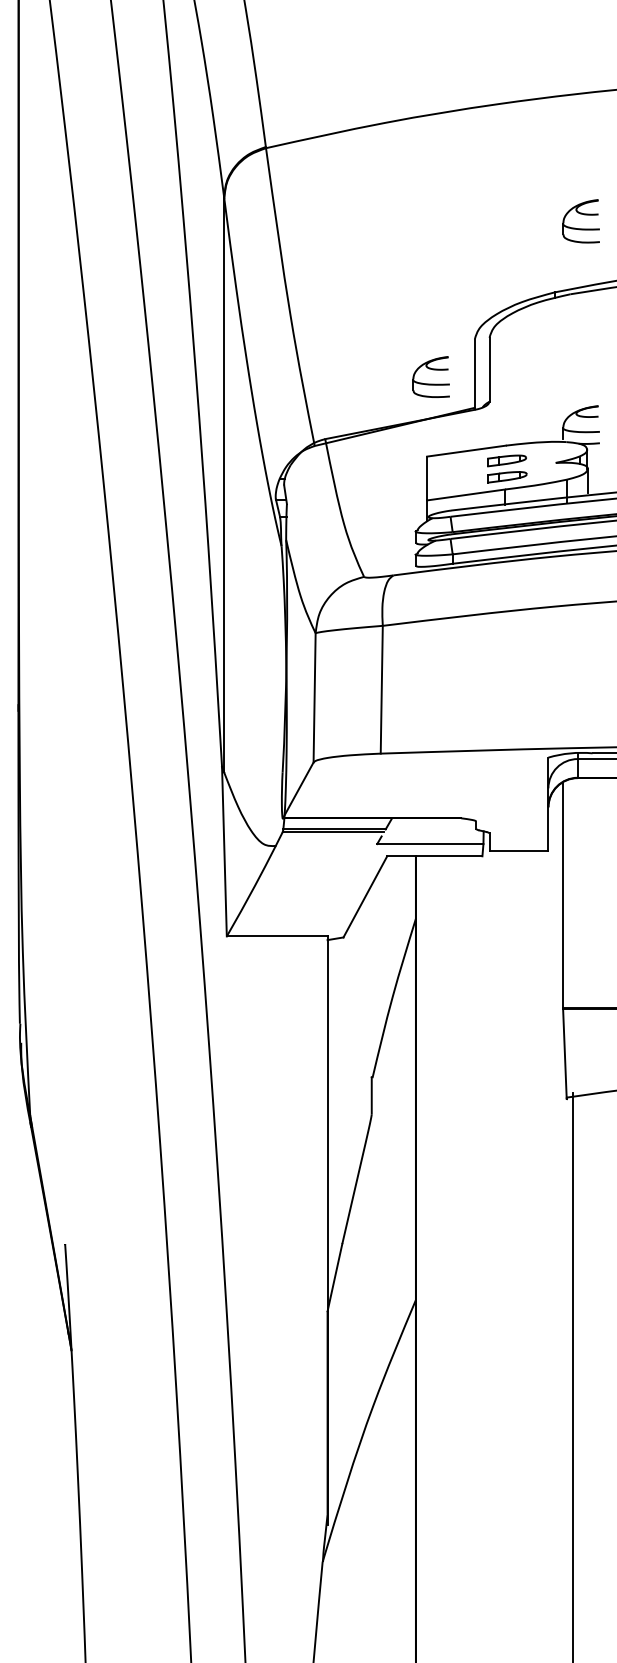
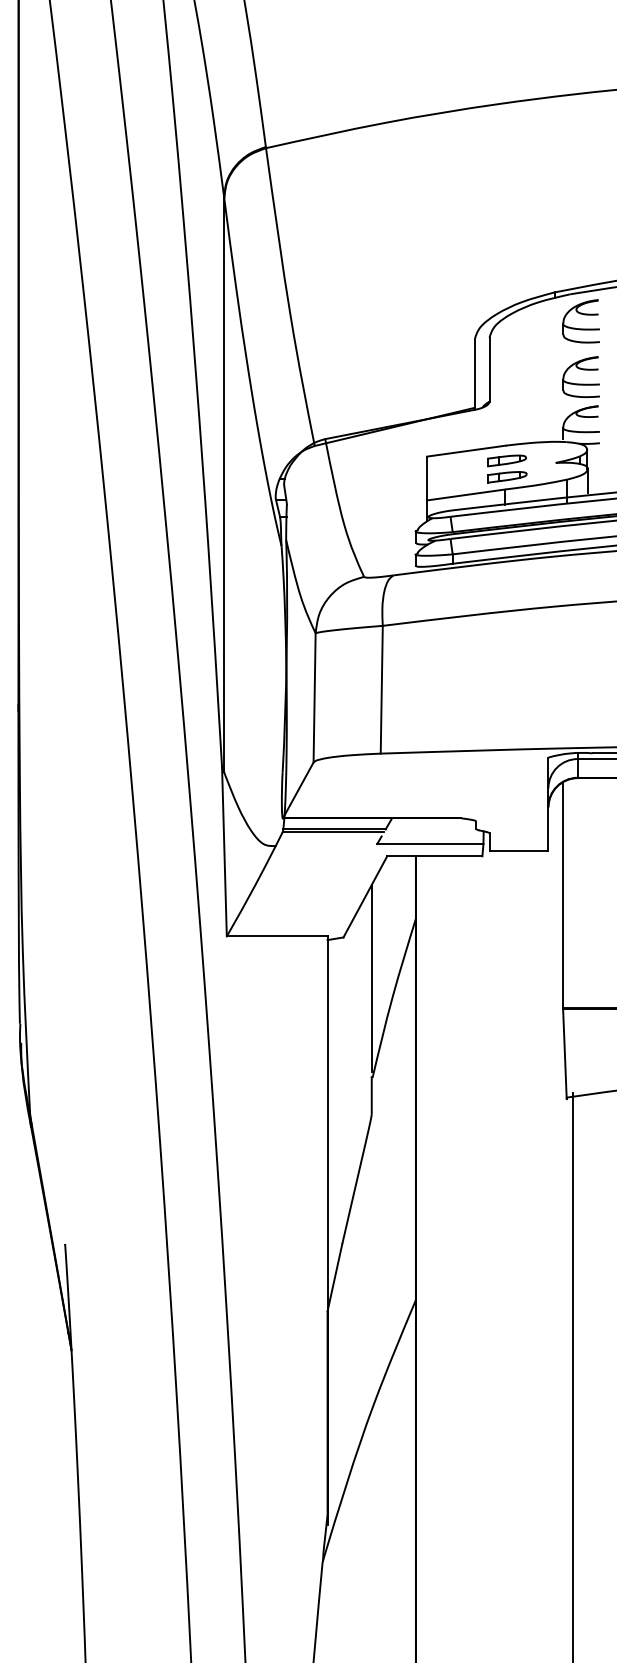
part position: (580, 214) -> (580, 314) (580, 314)
part position: (432, 370) -> (582, 370) (582, 370)
line: none -> present (371, 978)
